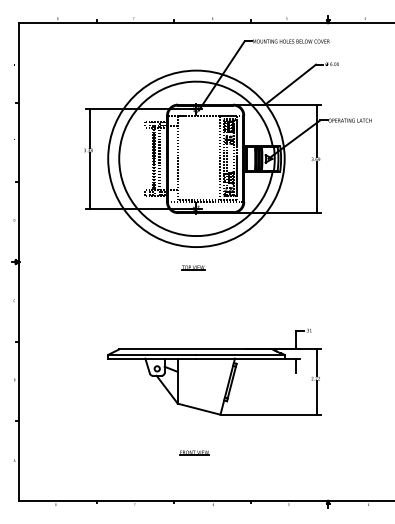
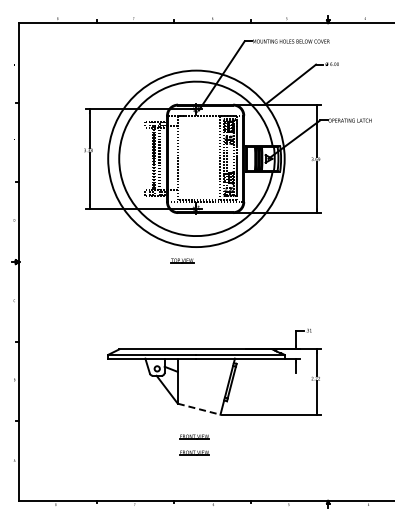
part position: (193, 267) -> (182, 260) (182, 260)
line: solid -> dashed (199, 409)
part: none -> present (194, 436)
